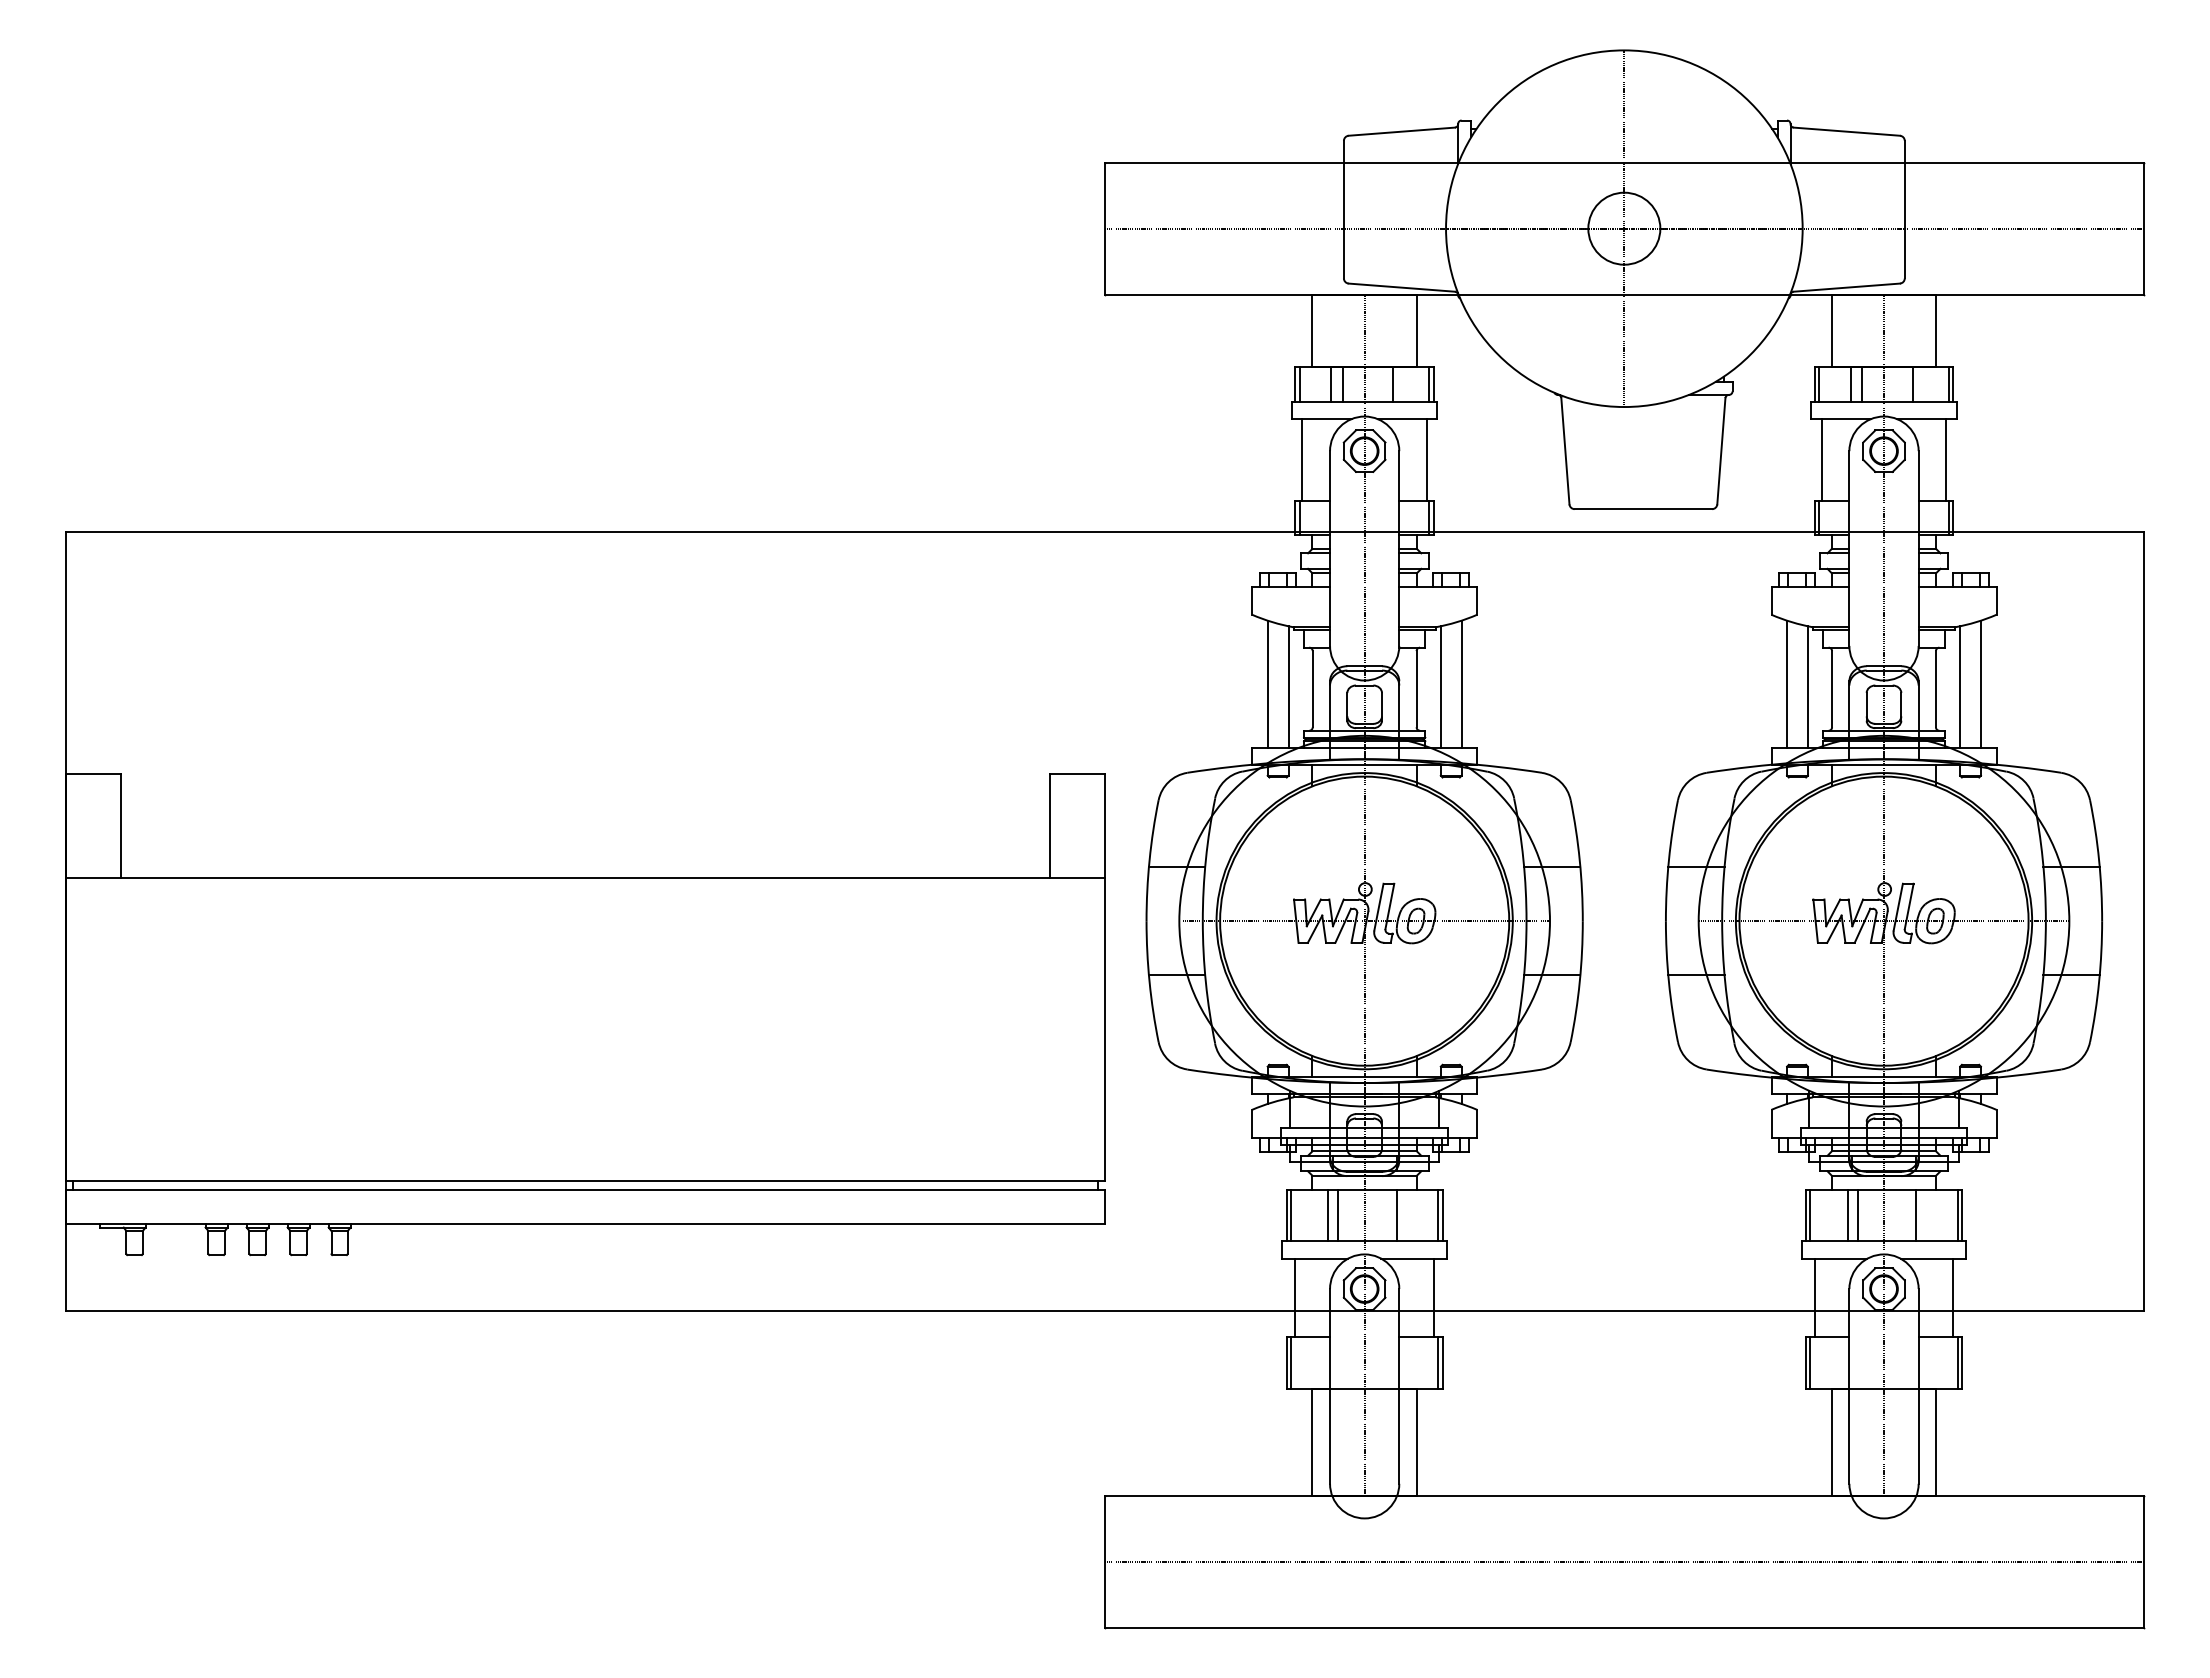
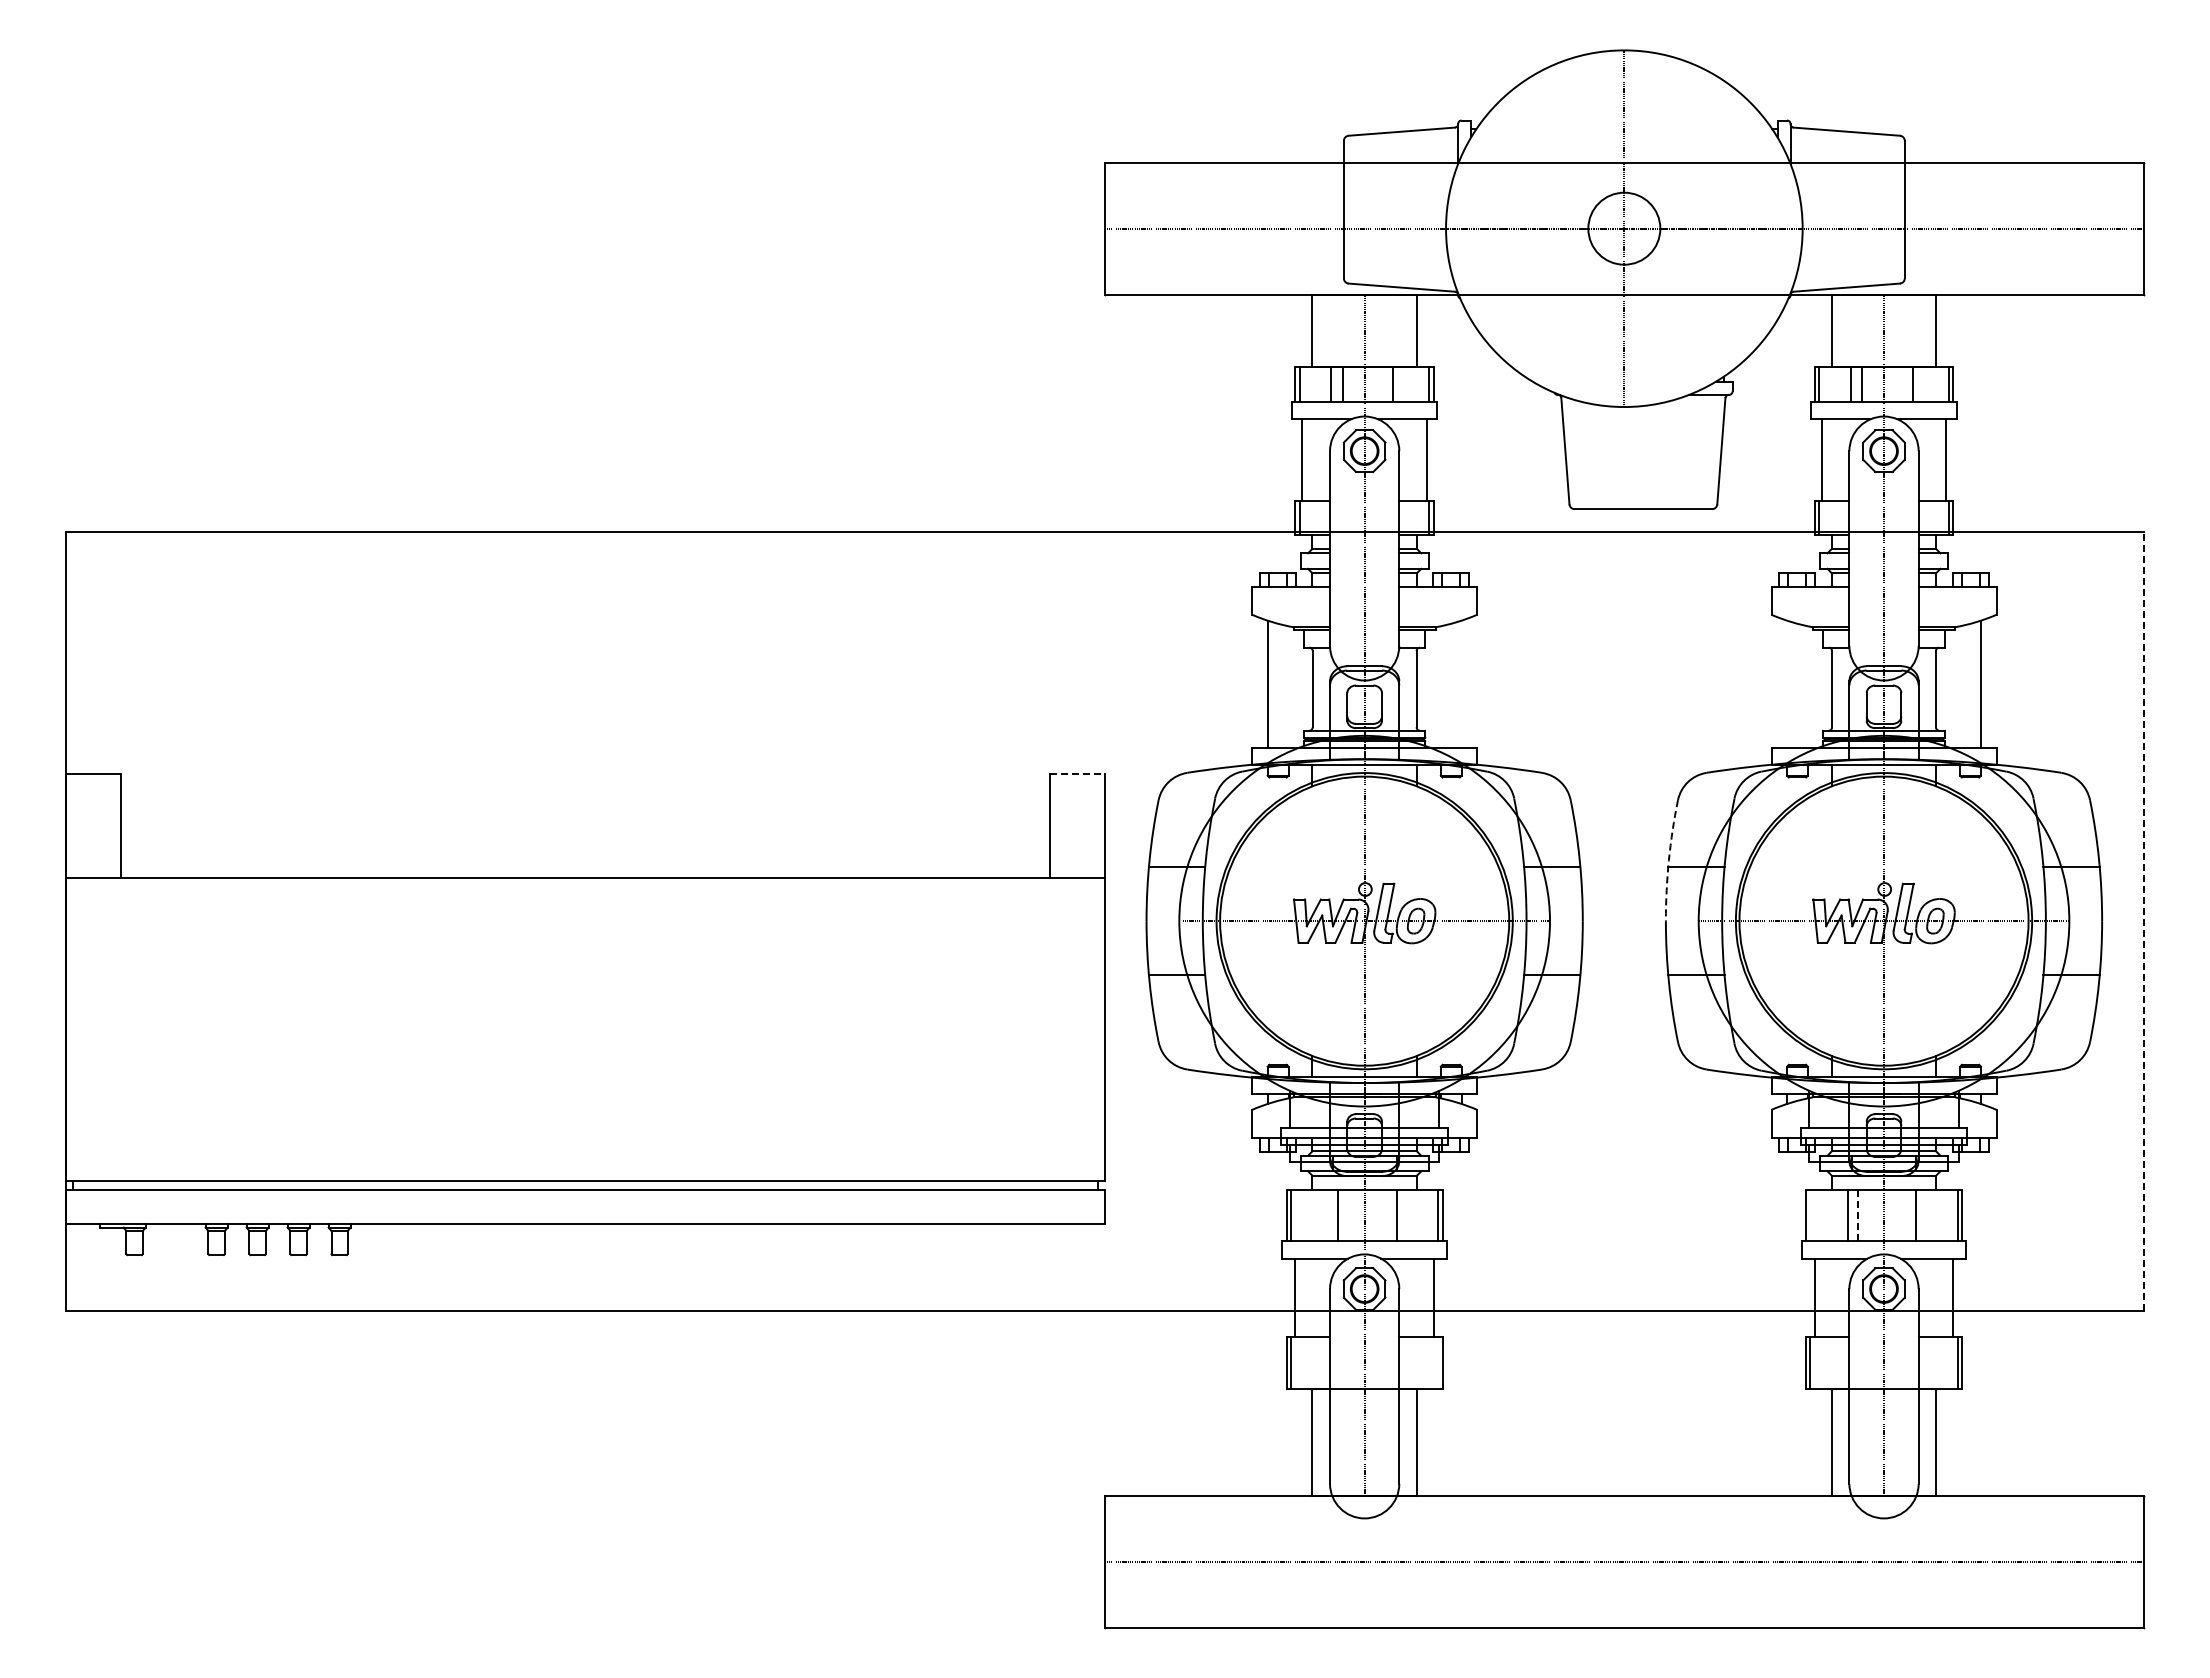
line: present -> none (1461, 684)
line: present -> none (1787, 684)
line: present -> none (1288, 687)
line: present -> none (1440, 687)
line: present -> none (1807, 687)
line: present -> none (1960, 687)
line: solid -> dashed (1078, 774)
arc: solid -> dashed (1668, 860)
line: solid -> dashed (2143, 921)
line: present -> none (1328, 1215)
line: present -> none (1810, 1215)
line: solid -> dashed (1857, 1215)
line: present -> none (1438, 1362)
